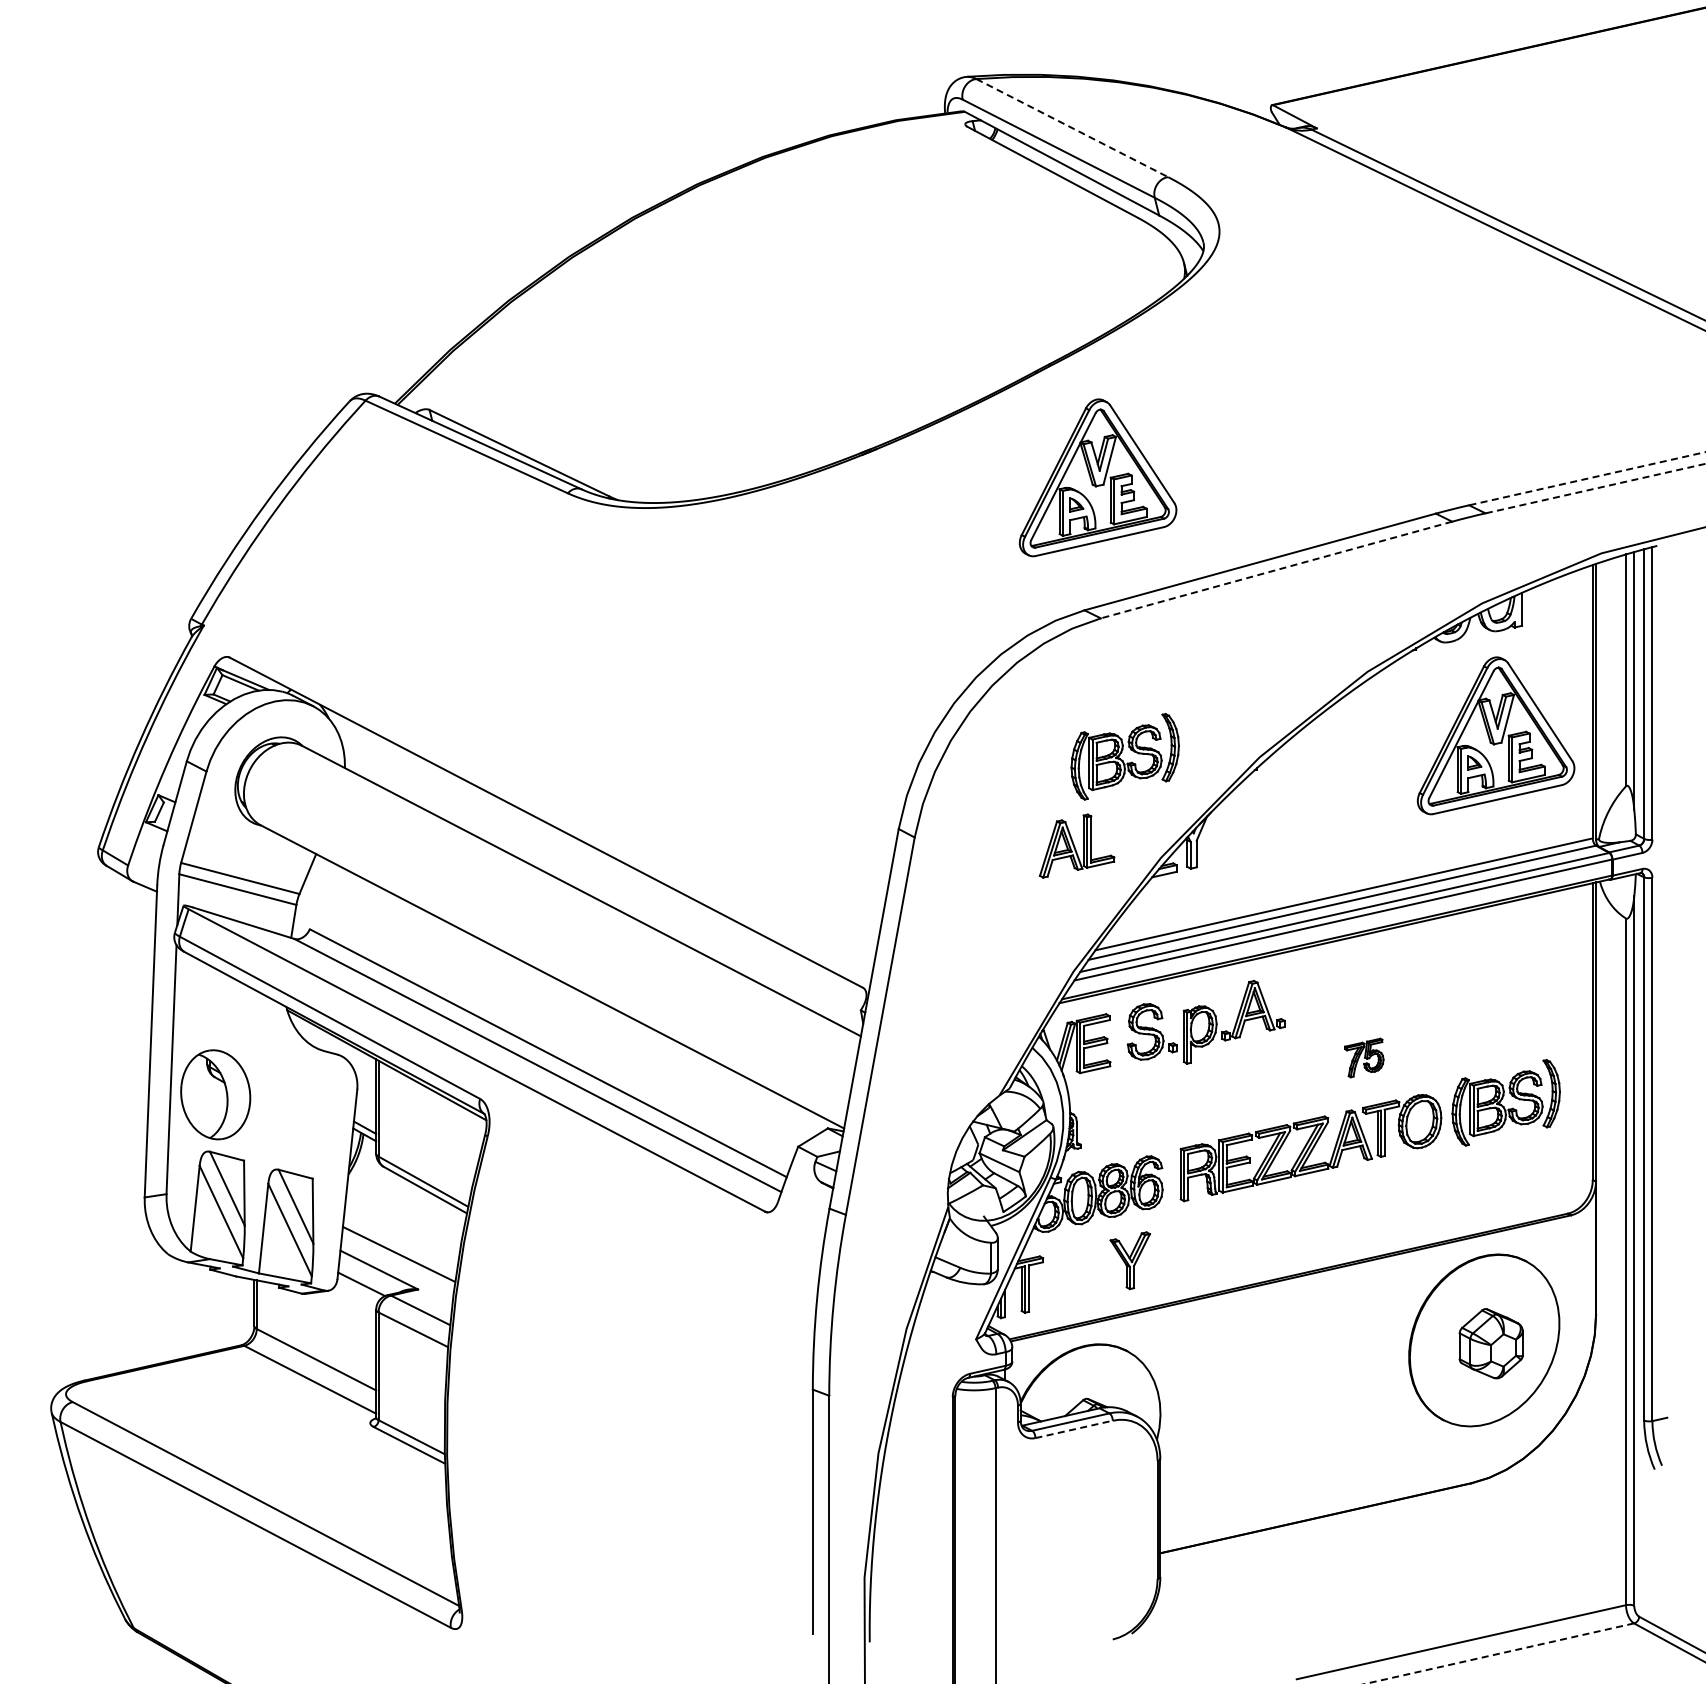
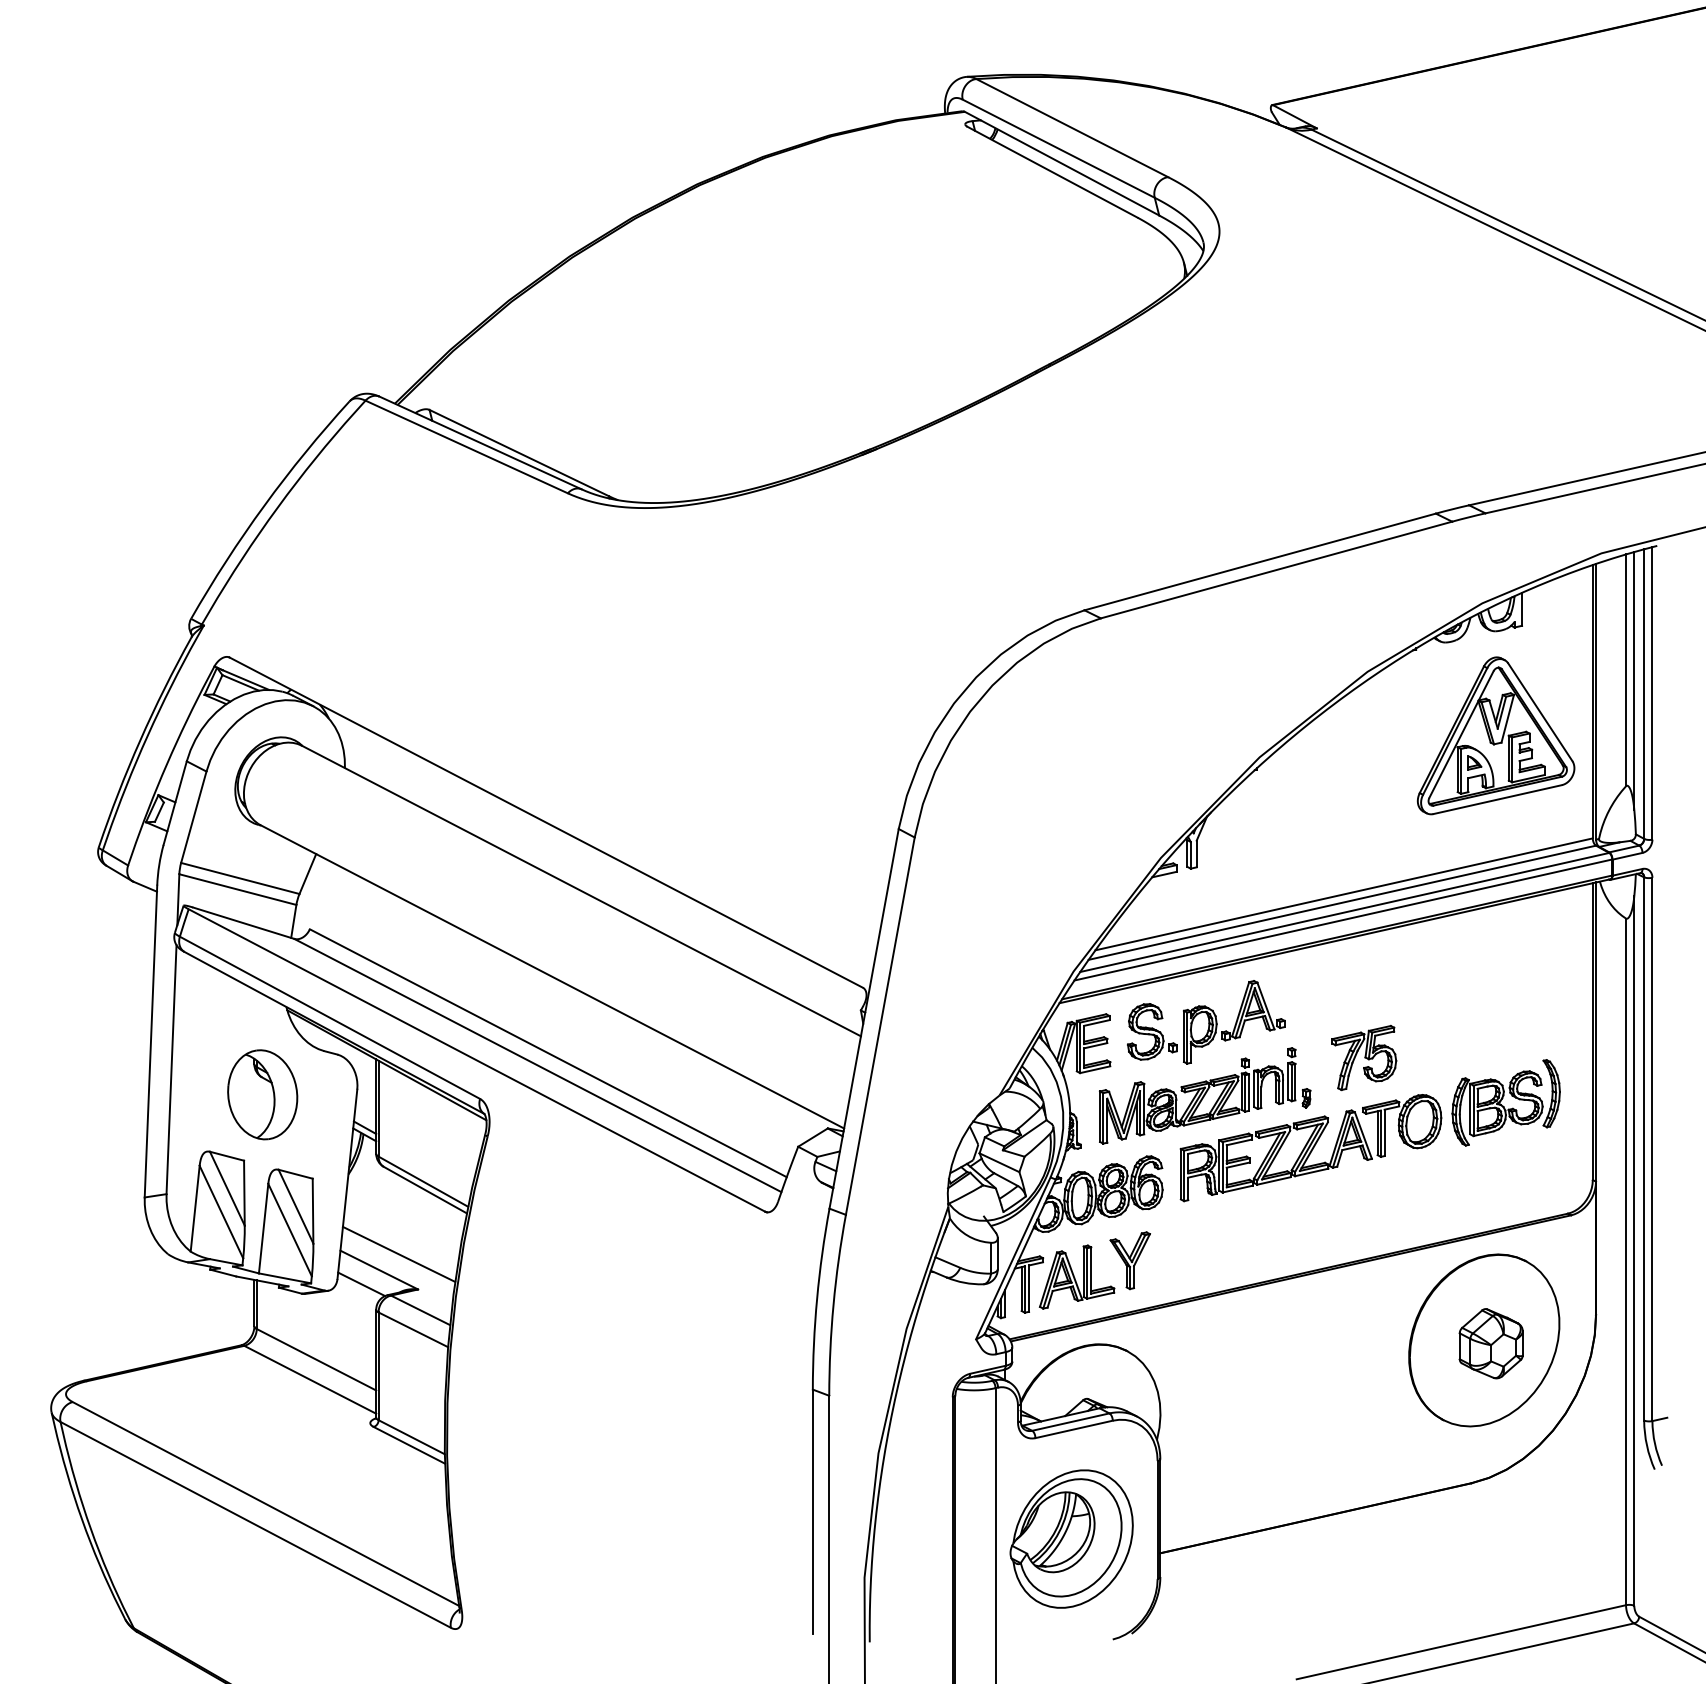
line: dashed -> solid (1072, 128)
part: present -> none (1097, 477)
line: dashed -> solid (1587, 478)
line: dashed -> solid (1594, 488)
line: dashed -> solid (1276, 570)
part: present -> none (1124, 756)
part position: (1076, 845) -> (1076, 1276) (1076, 1276)
part size: 41x42 px -> 67x68 px (1364, 1057)
part position: (215, 1094) -> (262, 1094) (262, 1094)
part: none -> present (1205, 1095)
line: dashed -> solid (1074, 1429)
part: none -> present (1071, 1538)
line: dashed -> solid (1499, 1653)
